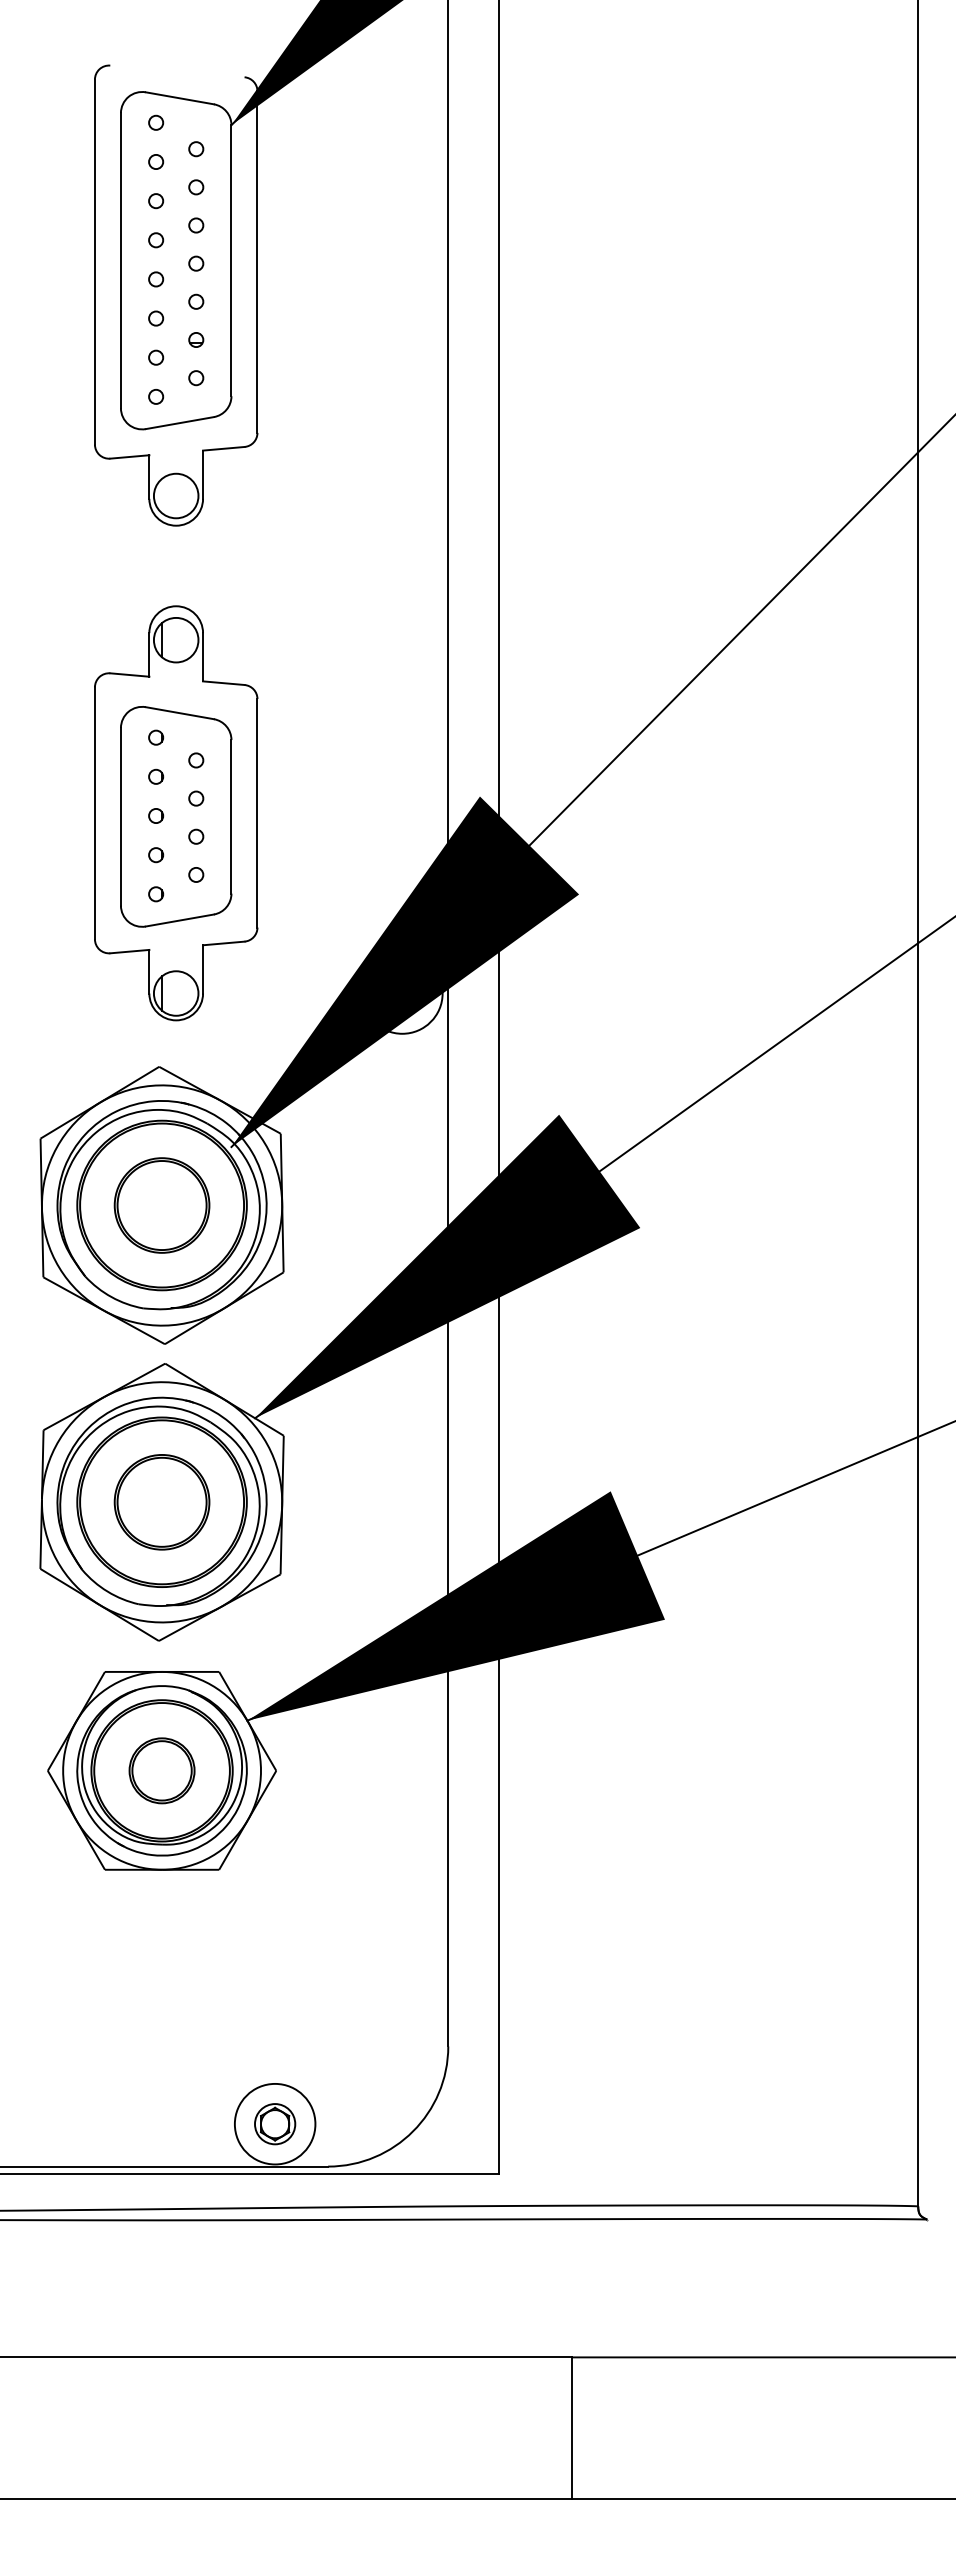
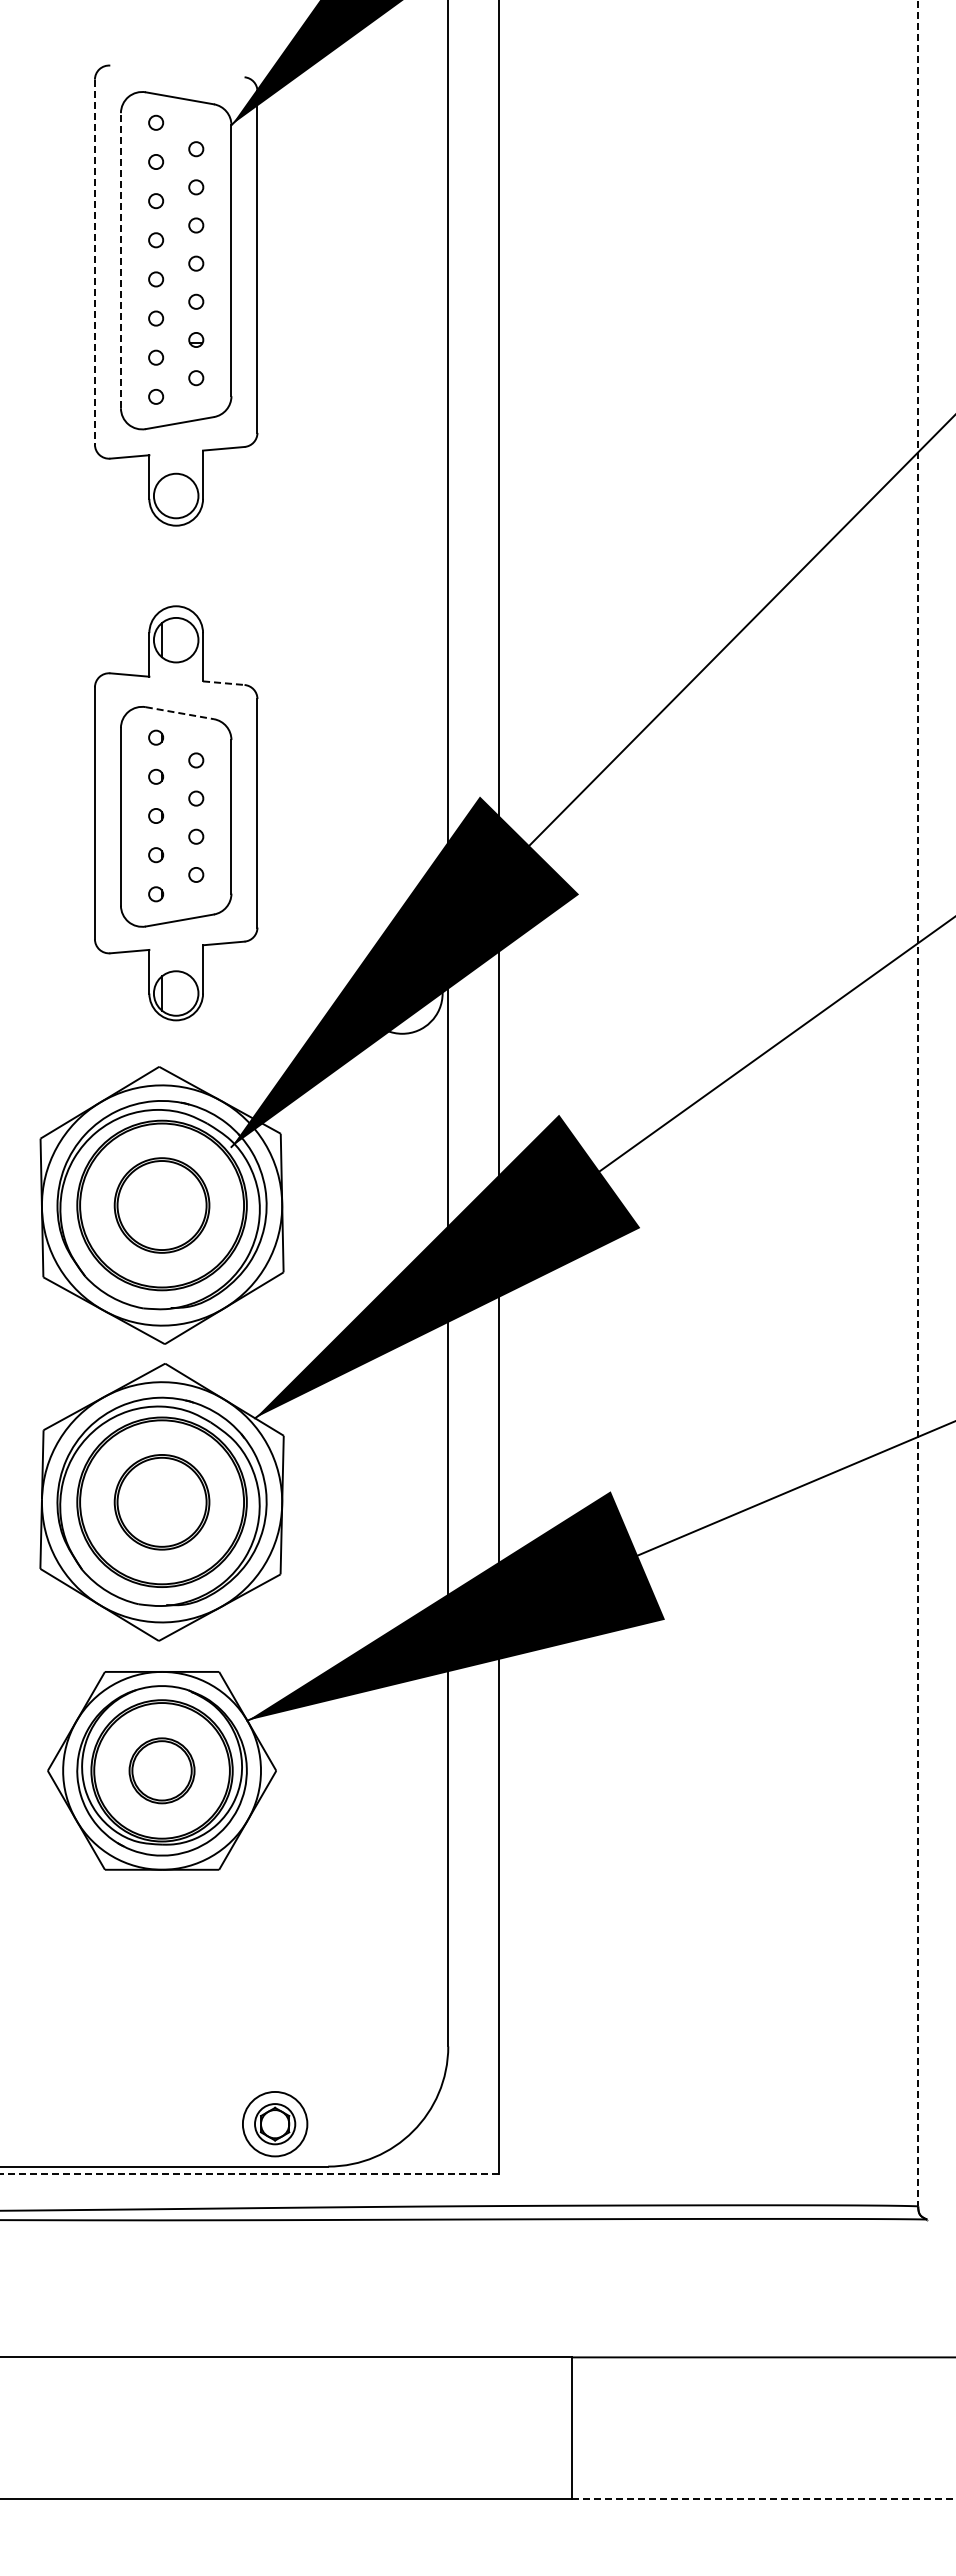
line: solid -> dashed (120, 260)
line: solid -> dashed (94, 262)
line: solid -> dashed (223, 683)
line: solid -> dashed (179, 713)
line: solid -> dashed (918, 1103)
circle diameter: 81 px -> 64 px (274, 2123)
line: solid -> dashed (248, 2173)
line: solid -> dashed (763, 2498)
